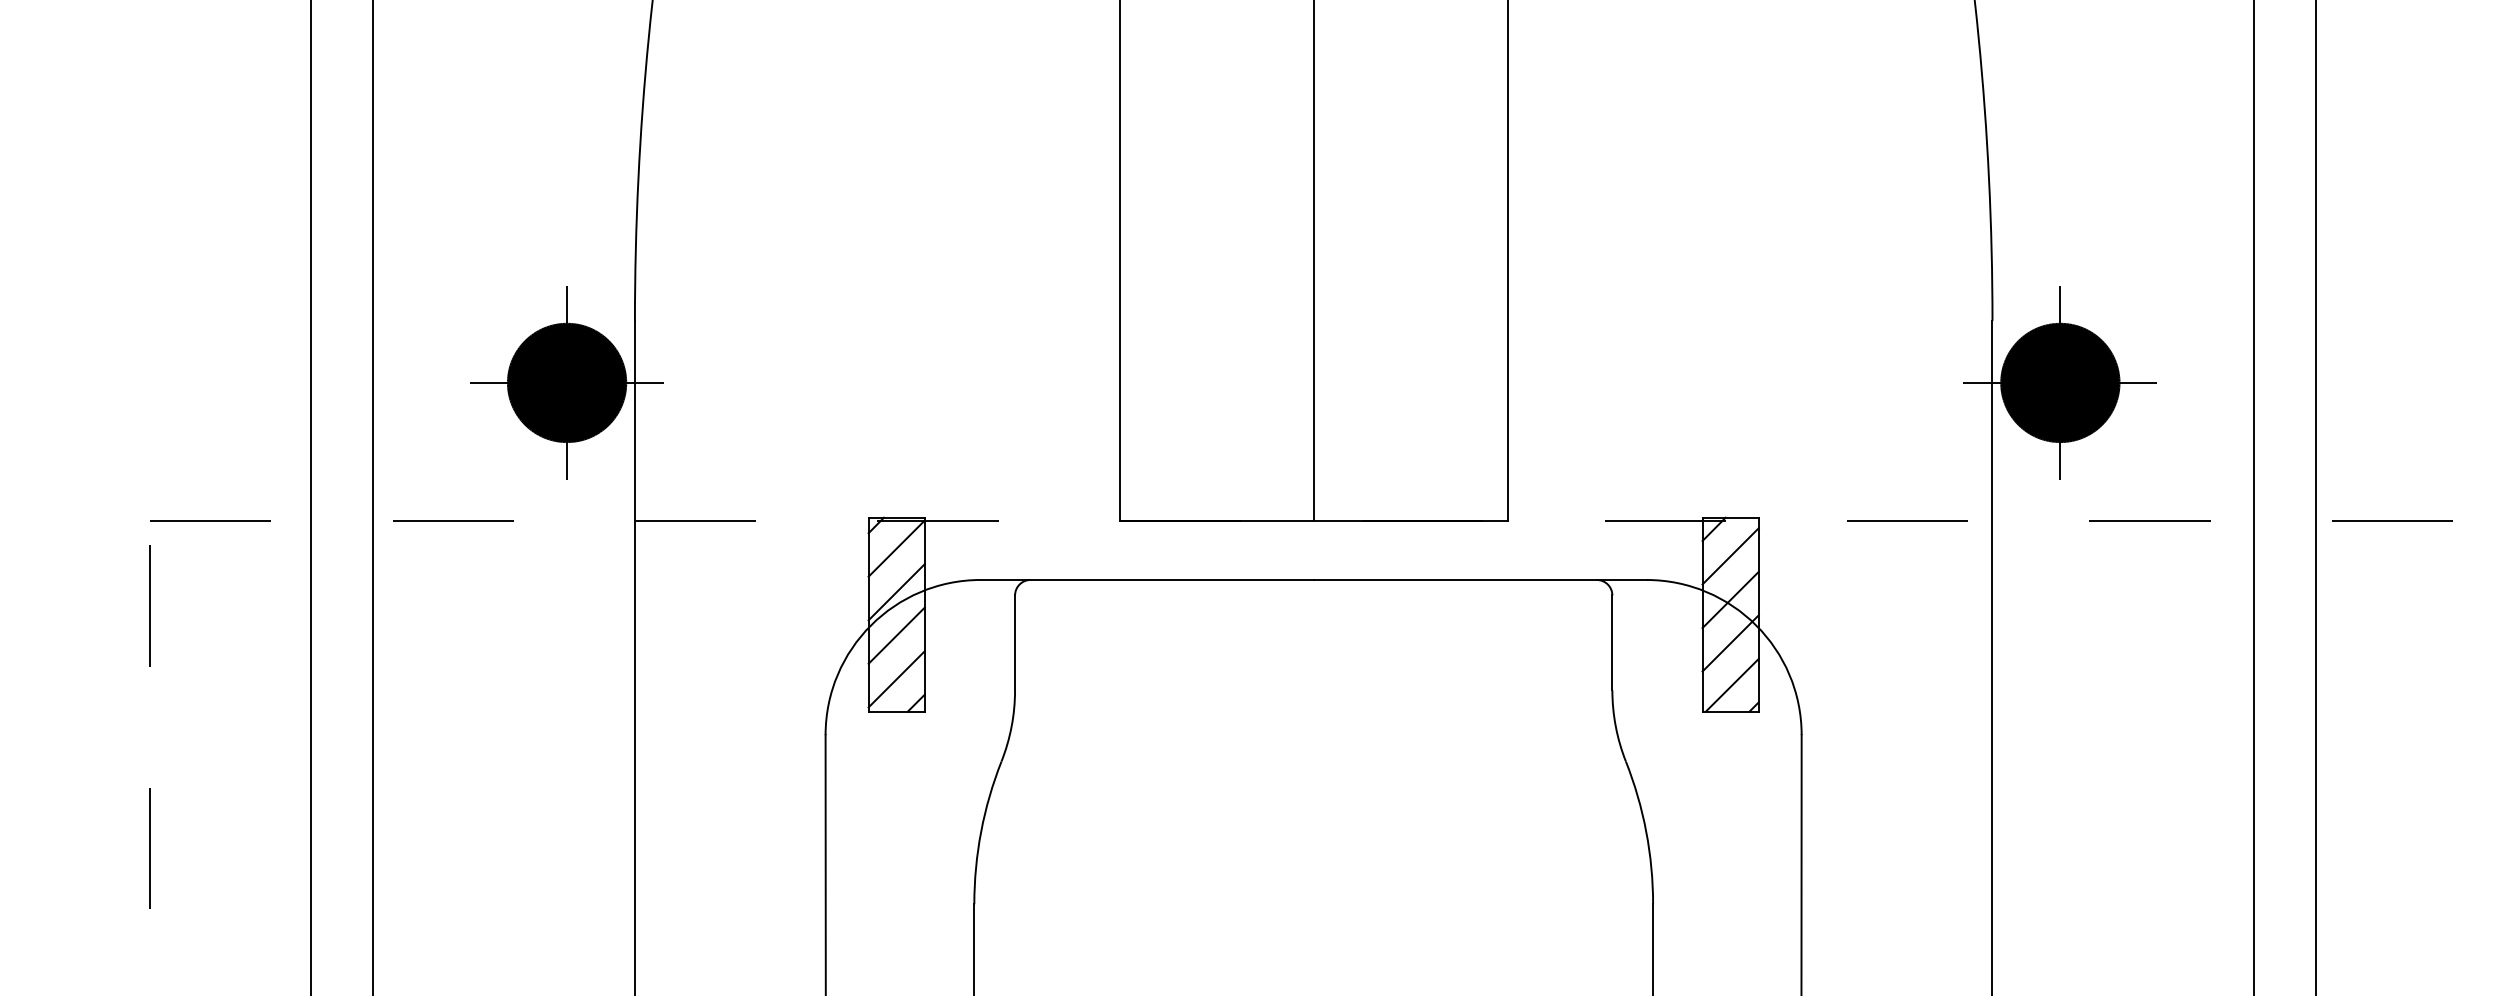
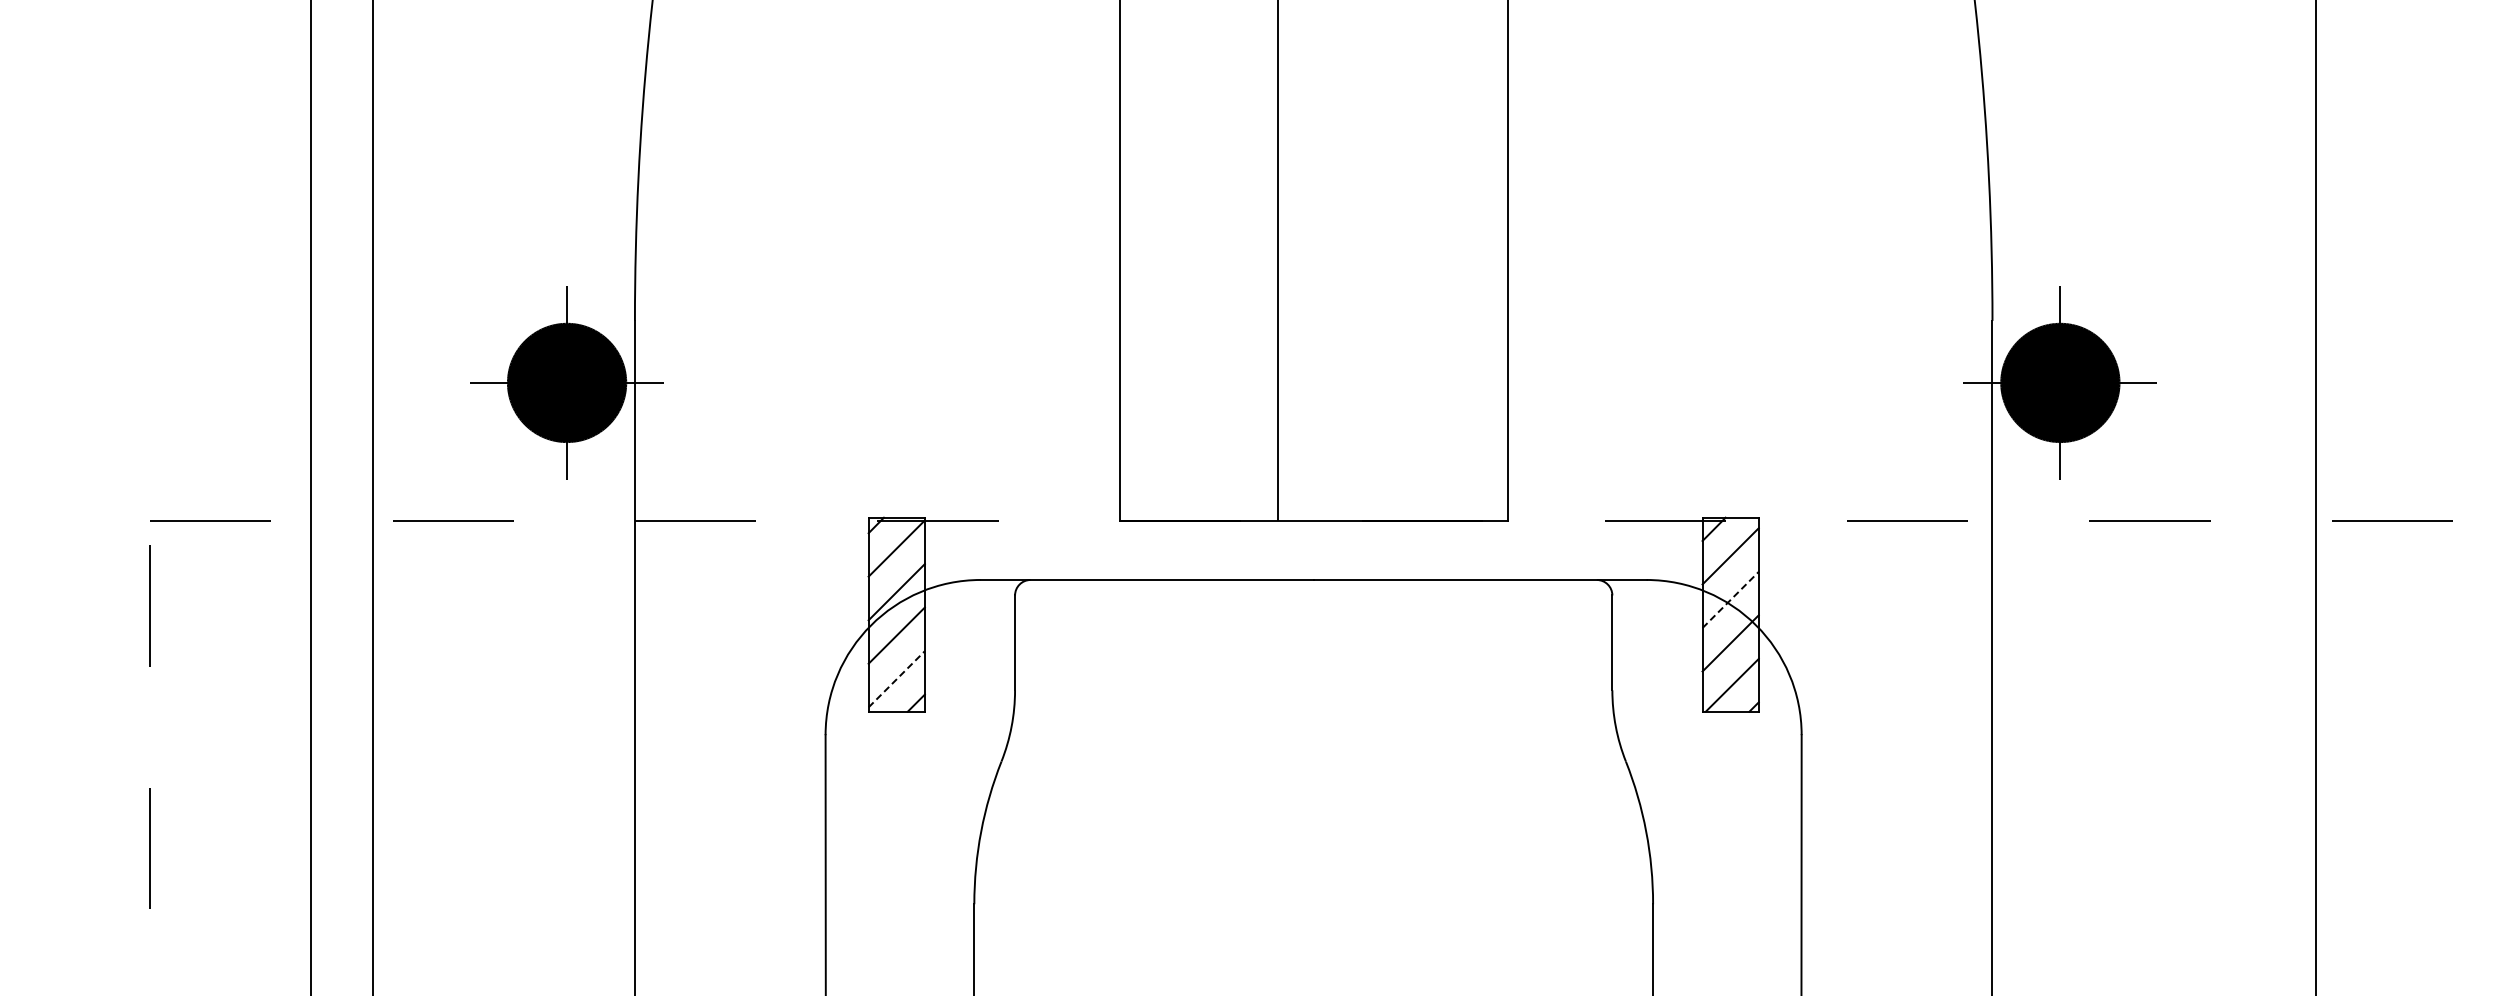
line position: (1313, 261) -> (1277, 261) (1277, 261)
line: present -> none (2254, 497)
line: solid -> dashed (1730, 599)
line: solid -> dashed (896, 679)
